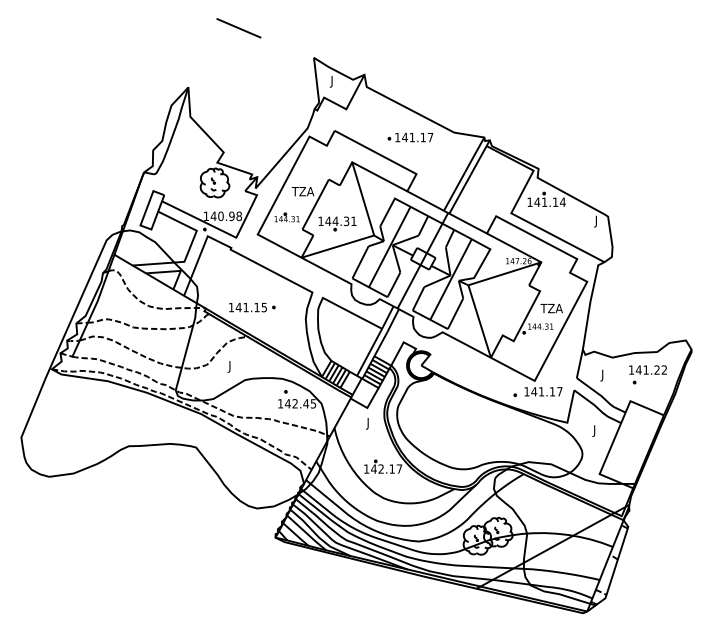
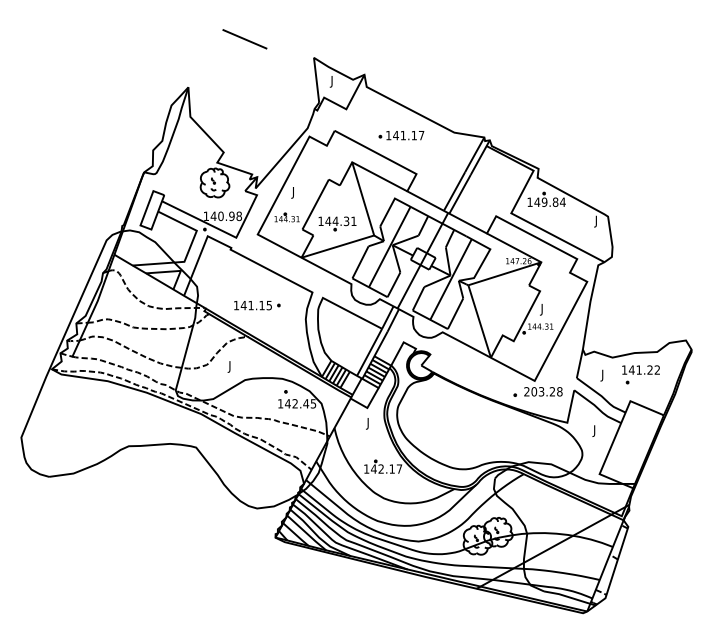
line position: (238, 28) -> (244, 39) (244, 39)
part position: (410, 137) -> (401, 135) (401, 135)
text: TZA -> J (302, 192)
text: 141.14 -> 149.84 (549, 201)
part position: (252, 307) -> (257, 305) (257, 305)
text: TZA -> J (551, 309)
part position: (647, 374) -> (640, 374) (640, 374)
text: 141.17 -> 203.28 (543, 391)
